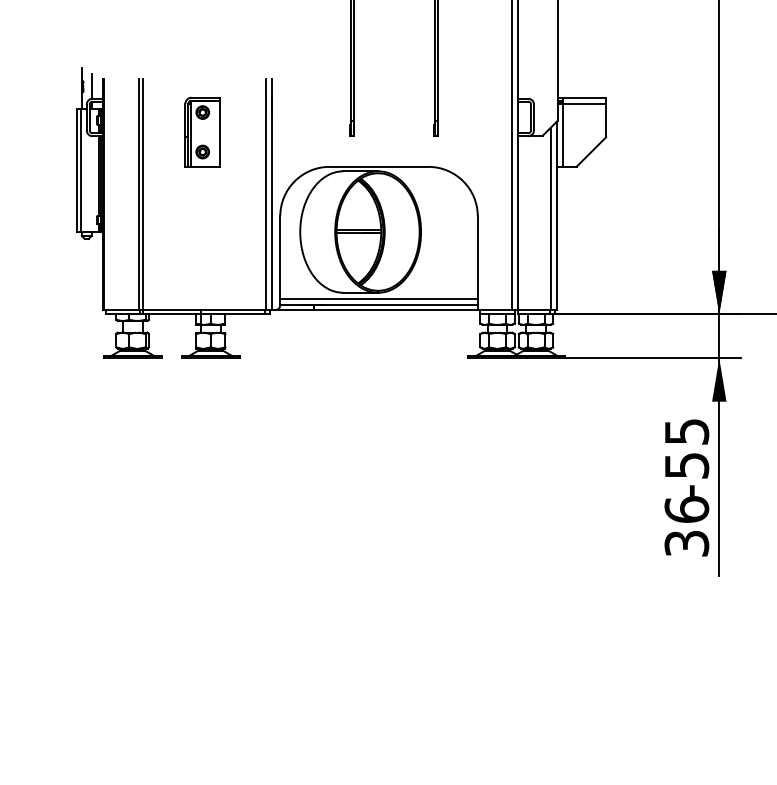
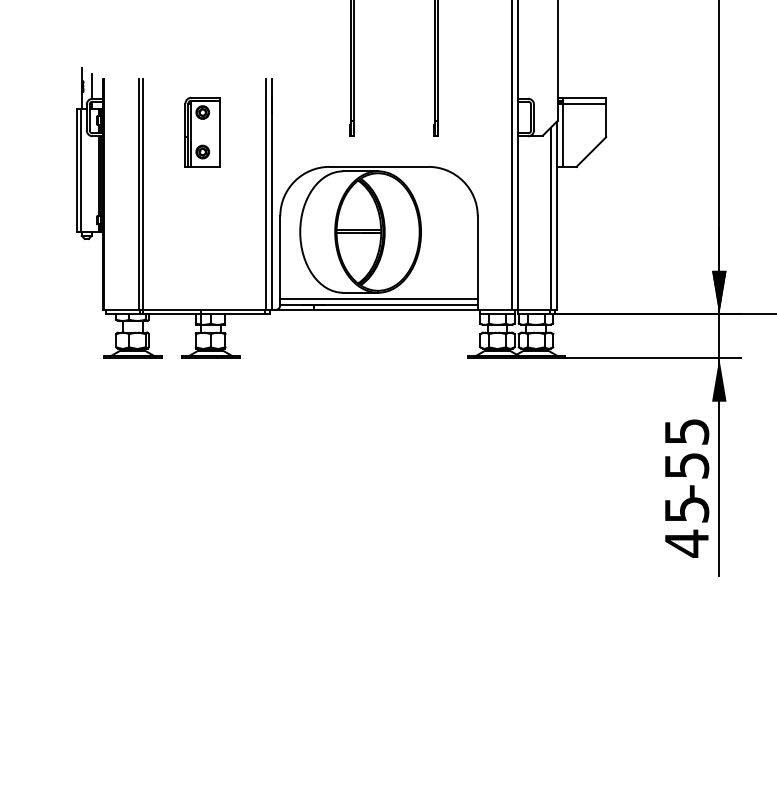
text: 36 -> 45 (686, 526)
